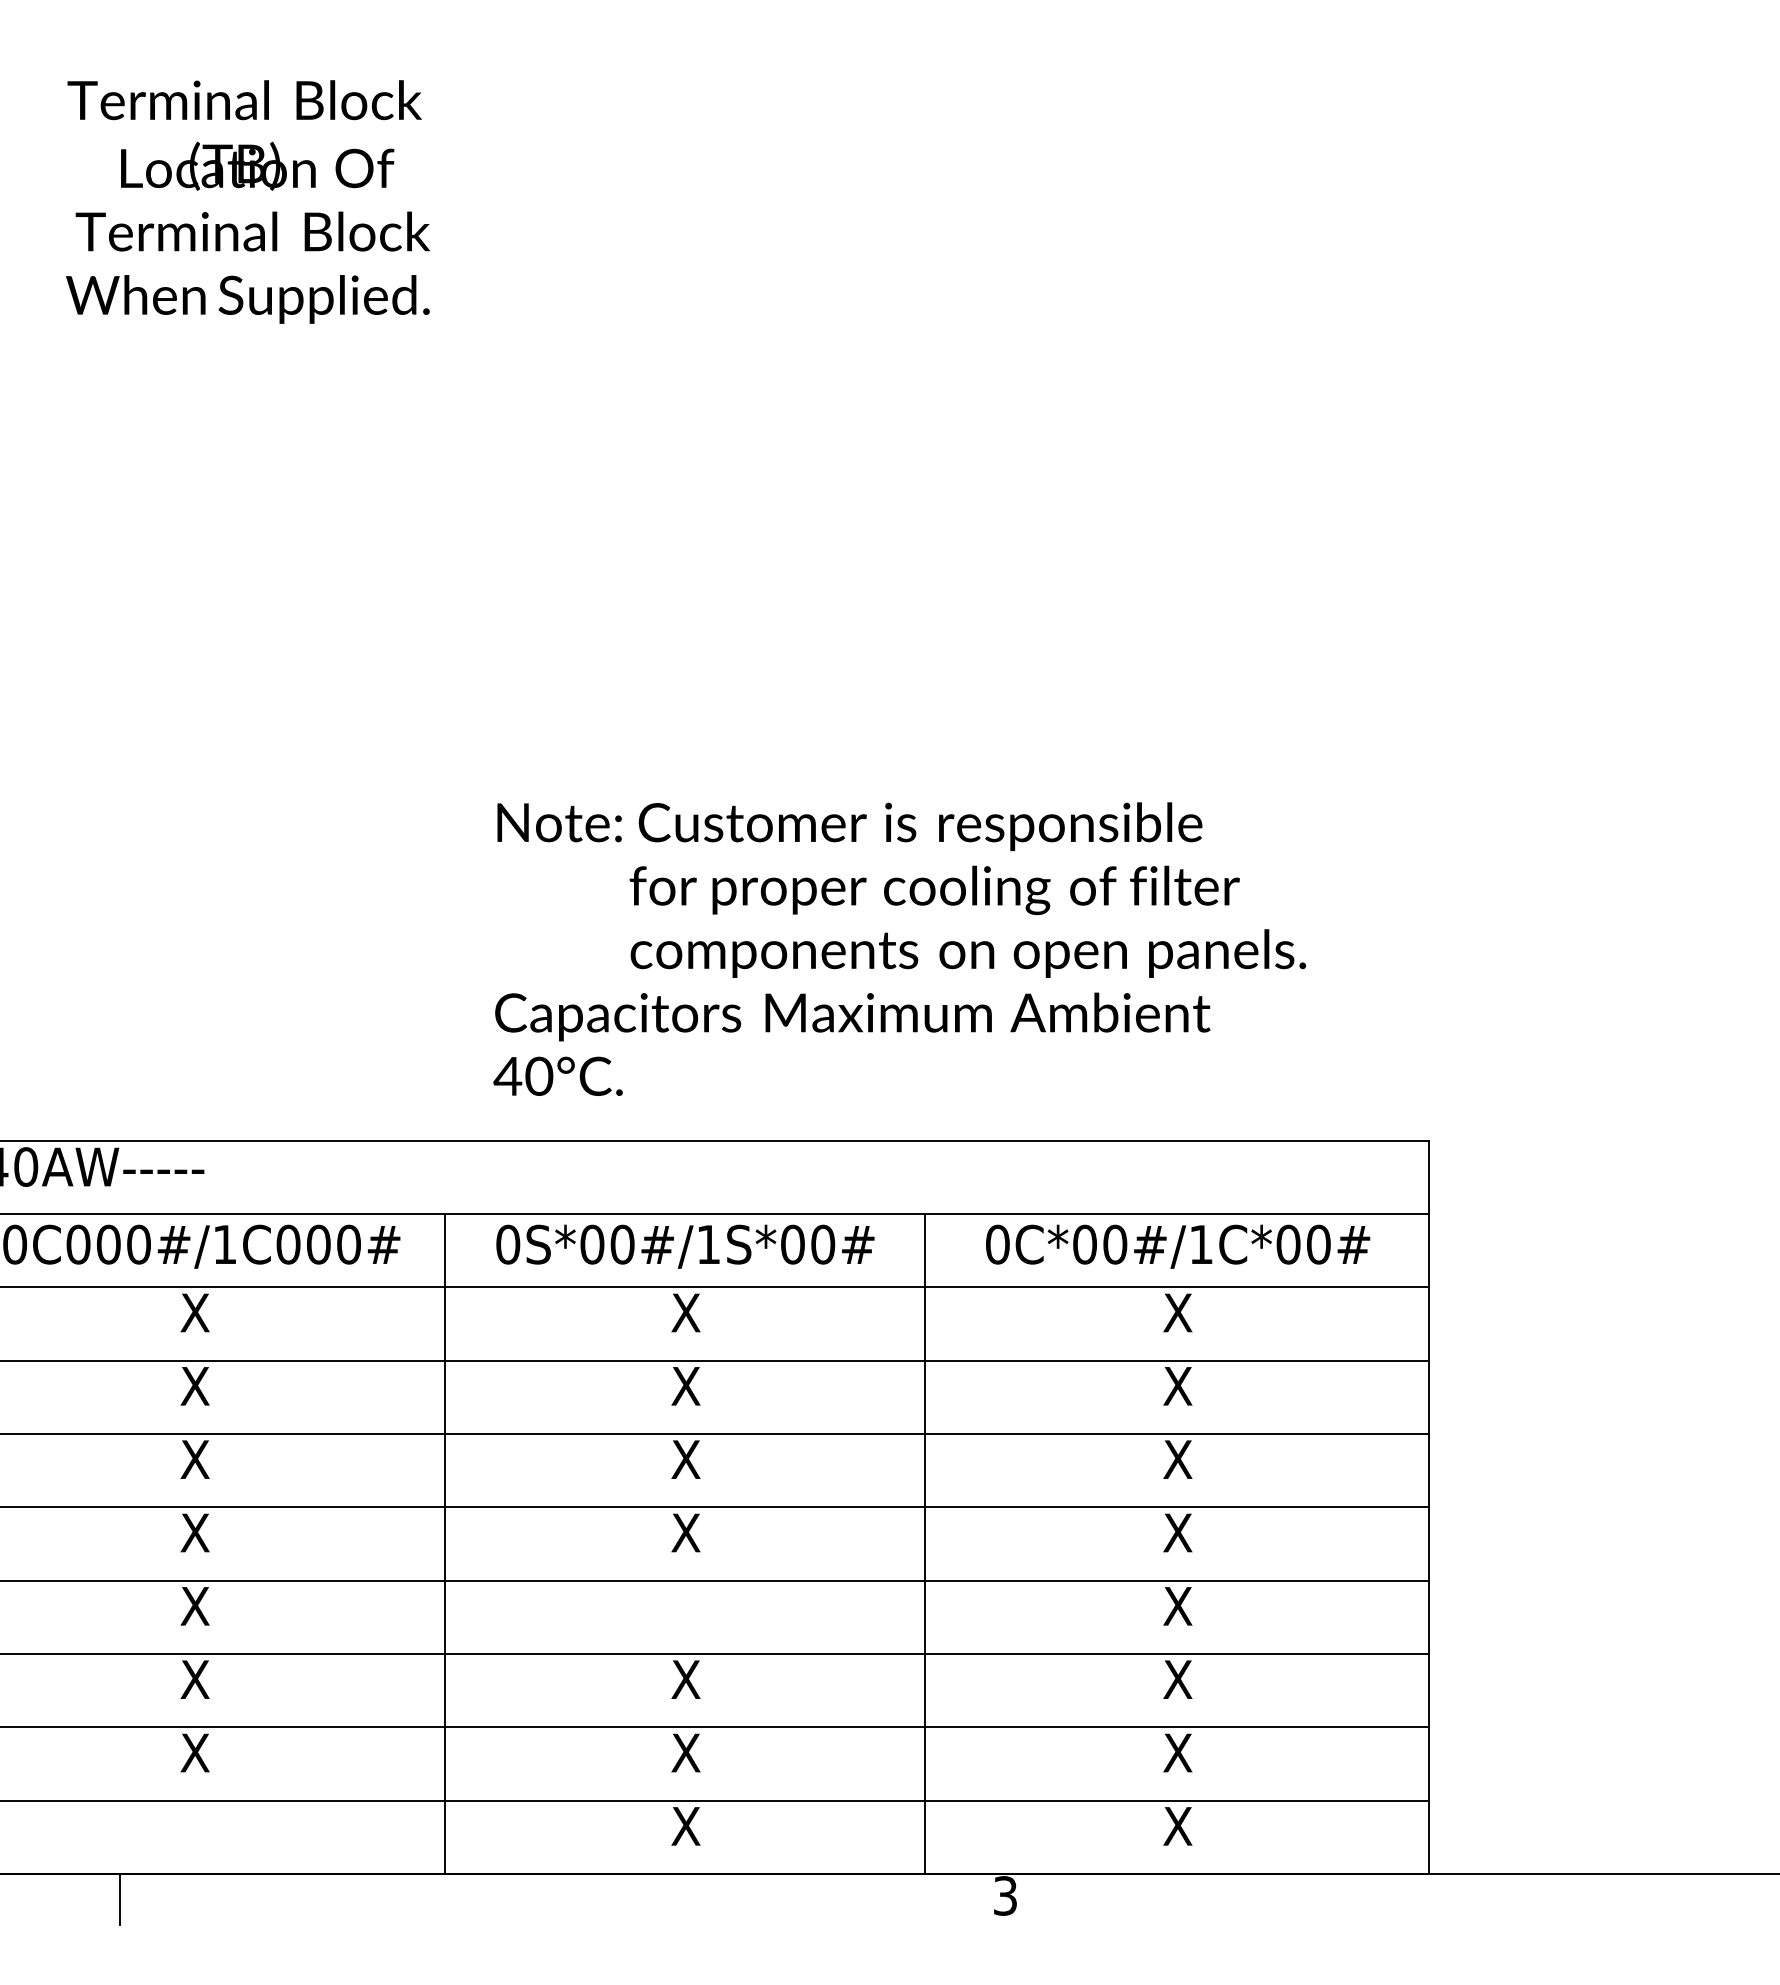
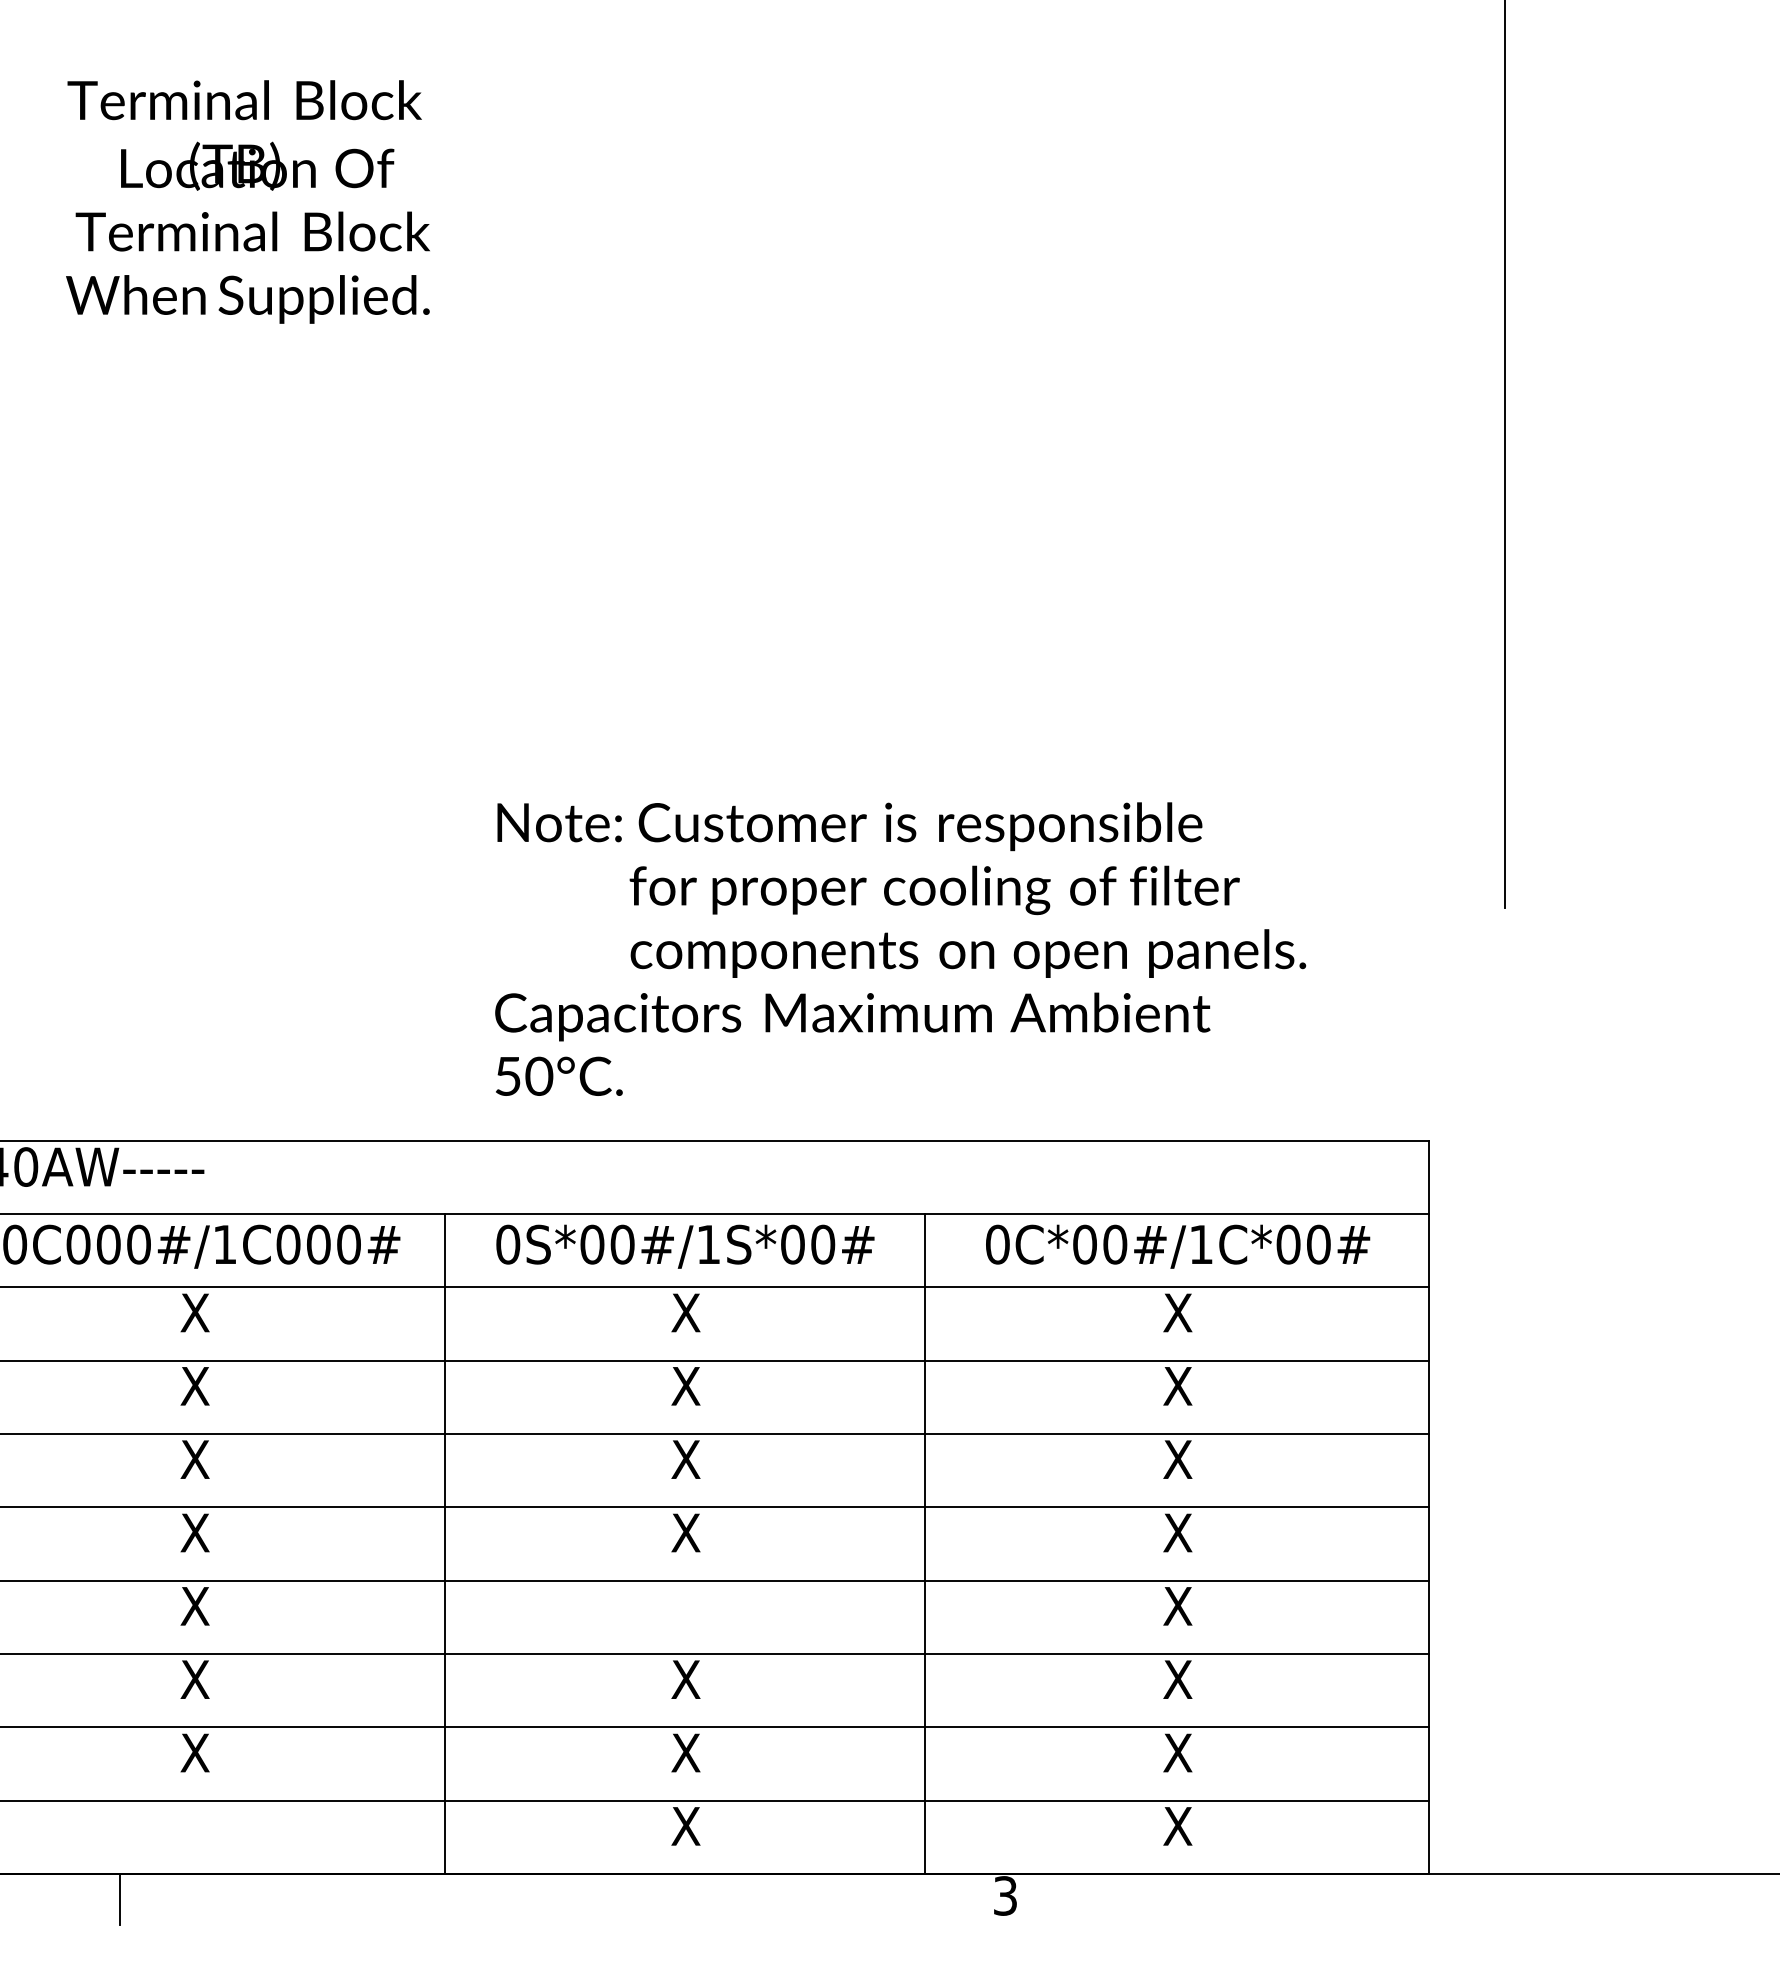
line: none -> present (1504, 454)
text: 40°C. -> 50°C. (507, 1076)
